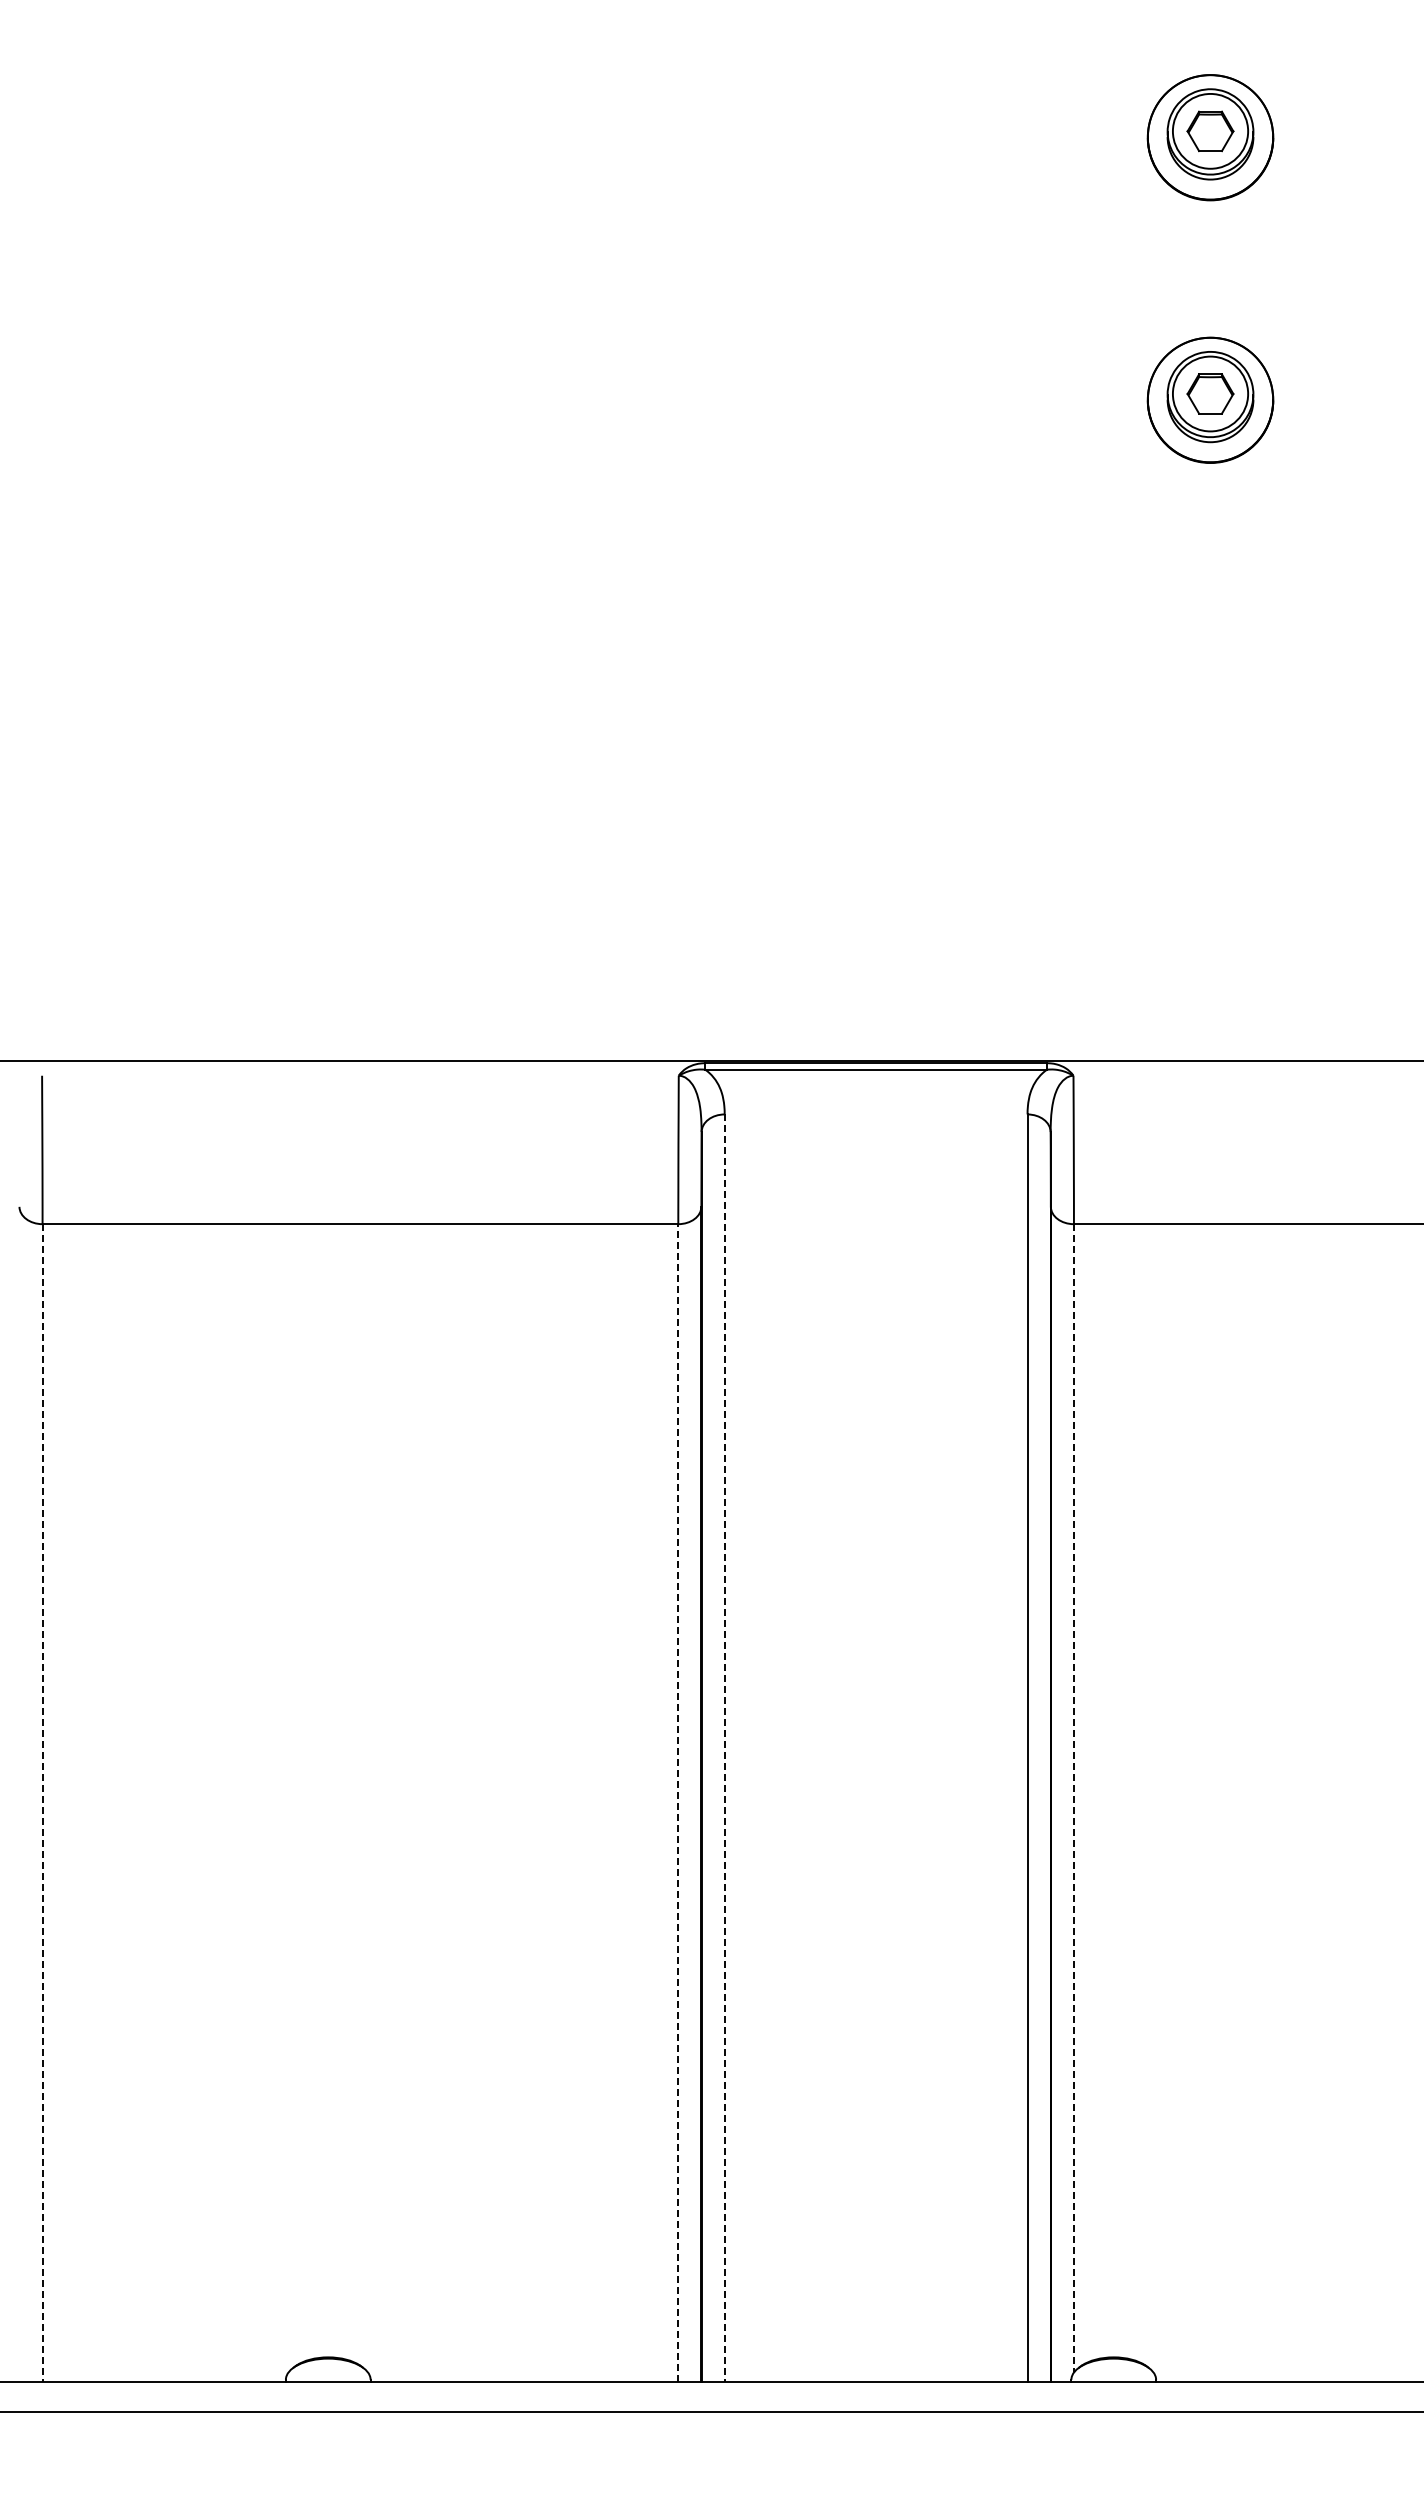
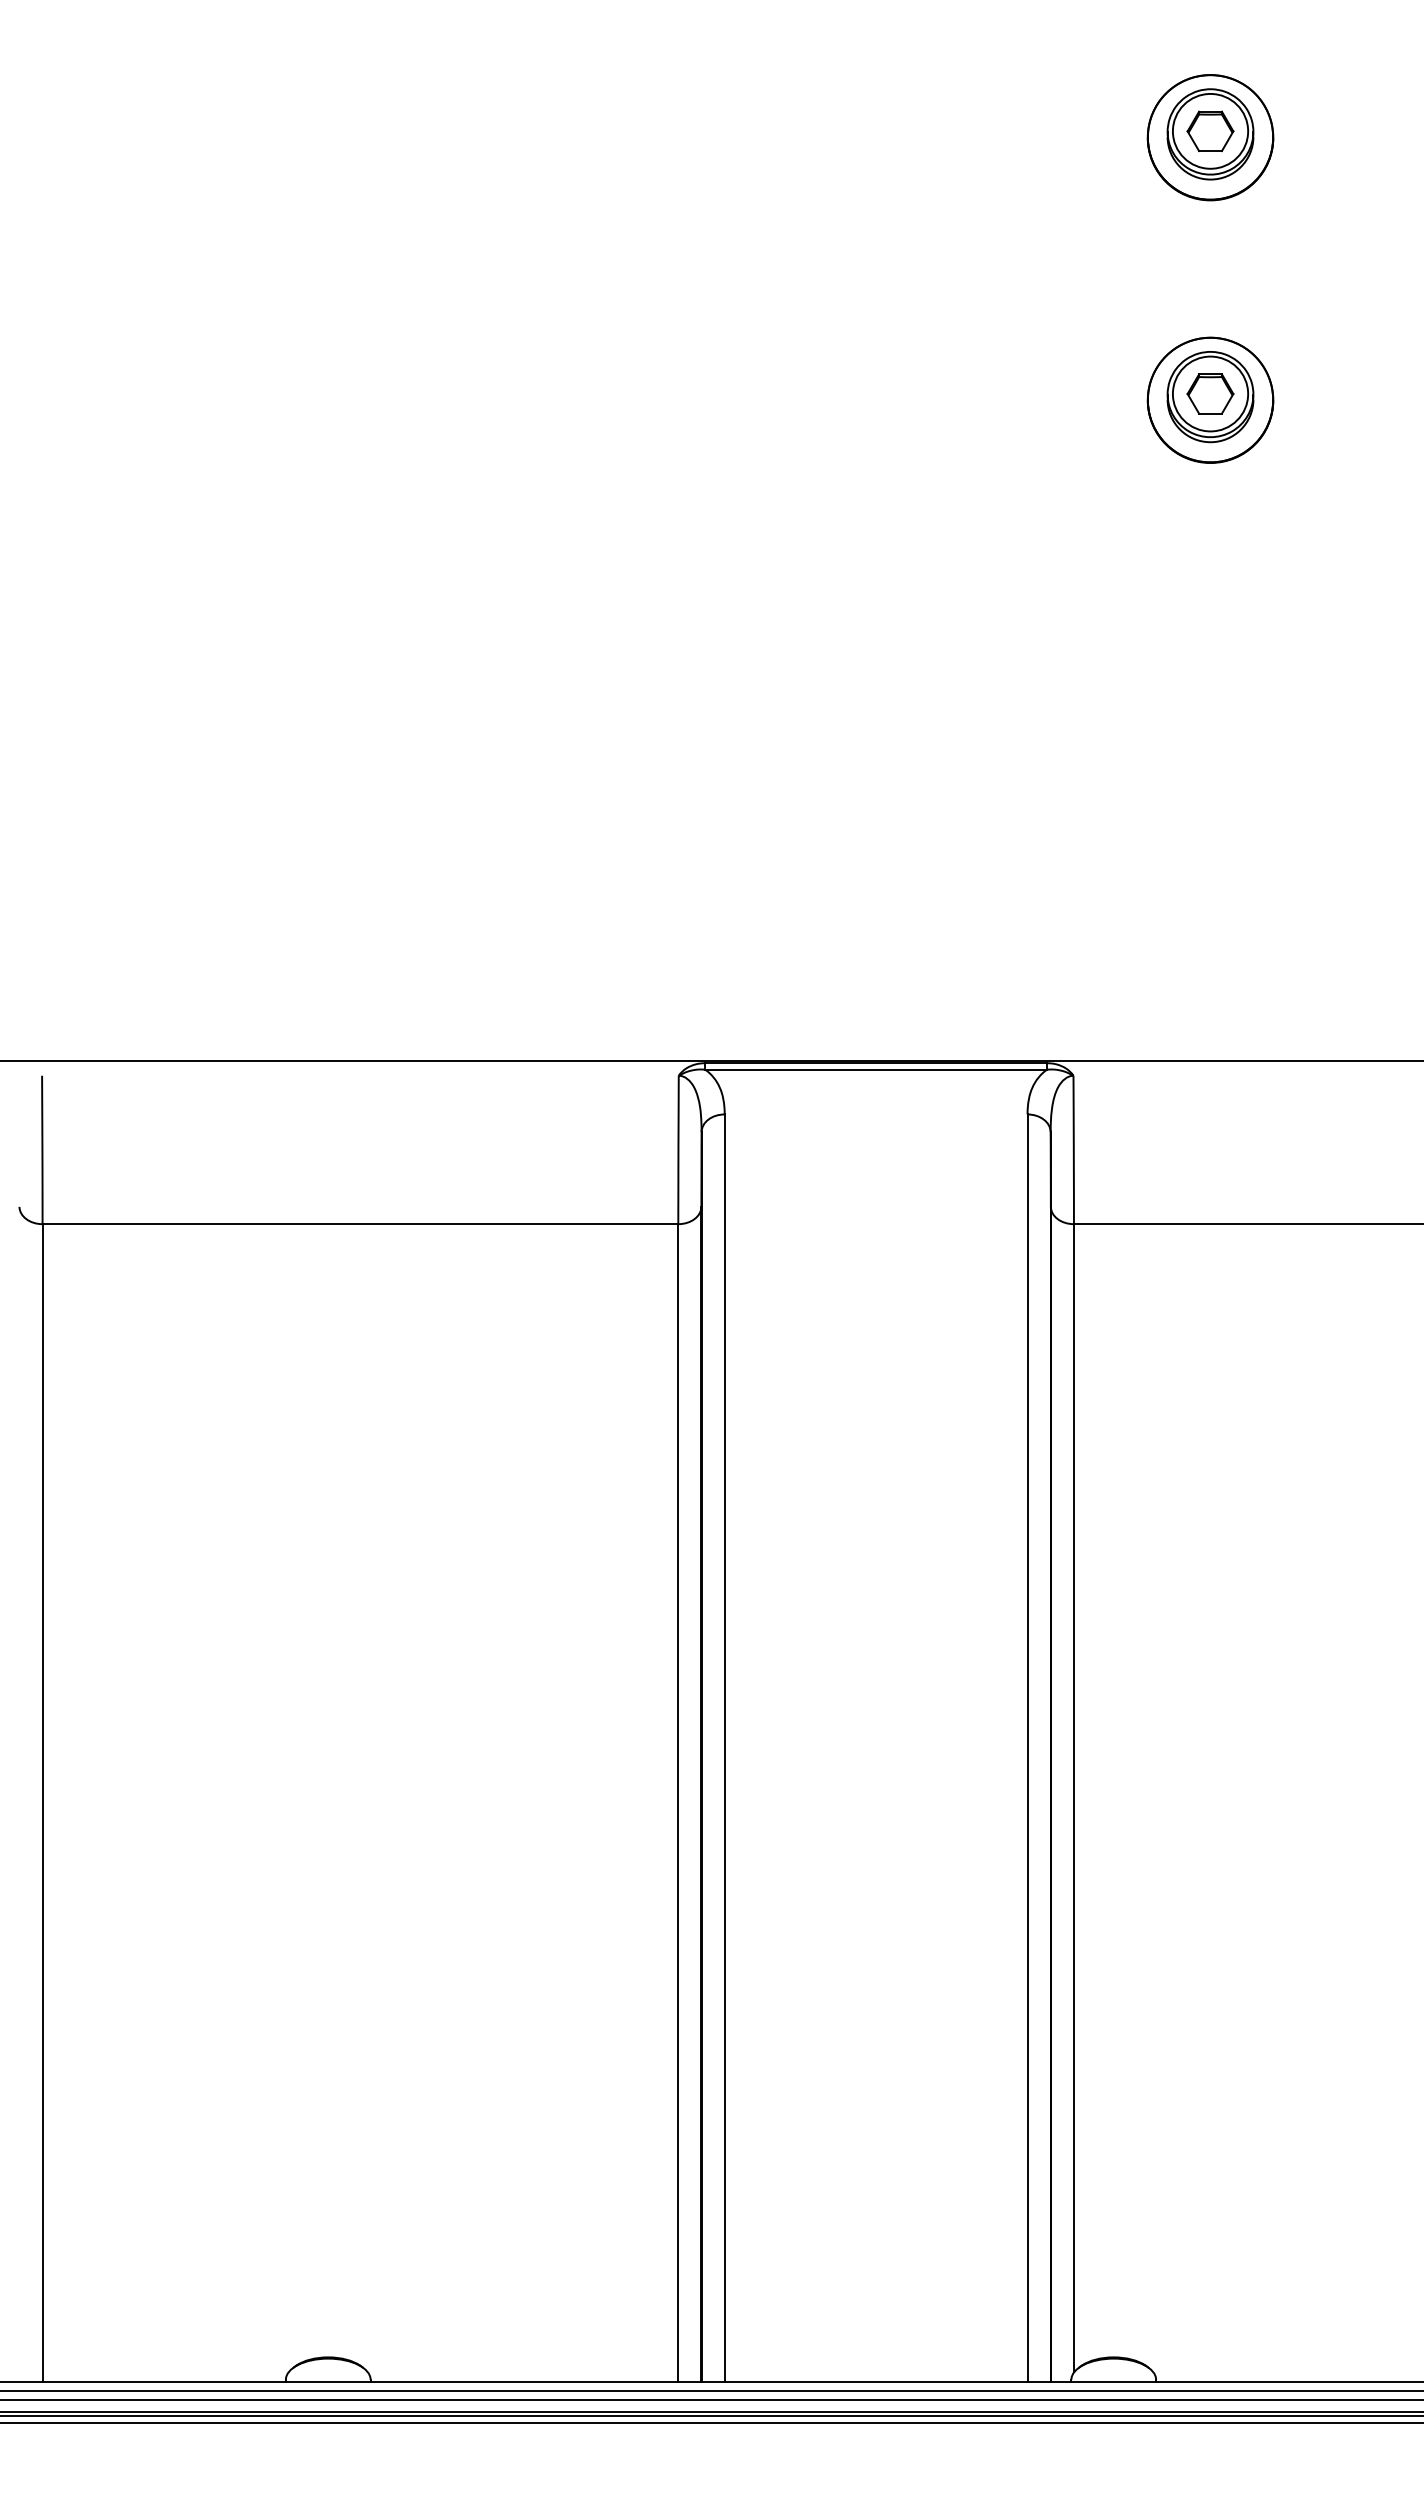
line: dashed -> solid (724, 1748)
line: dashed -> solid (1073, 1798)
line: dashed -> solid (42, 1802)
line: dashed -> solid (678, 1802)
line: none -> present (711, 2391)
line: none -> present (711, 2399)
line: none -> present (711, 2415)
line: none -> present (711, 2423)
